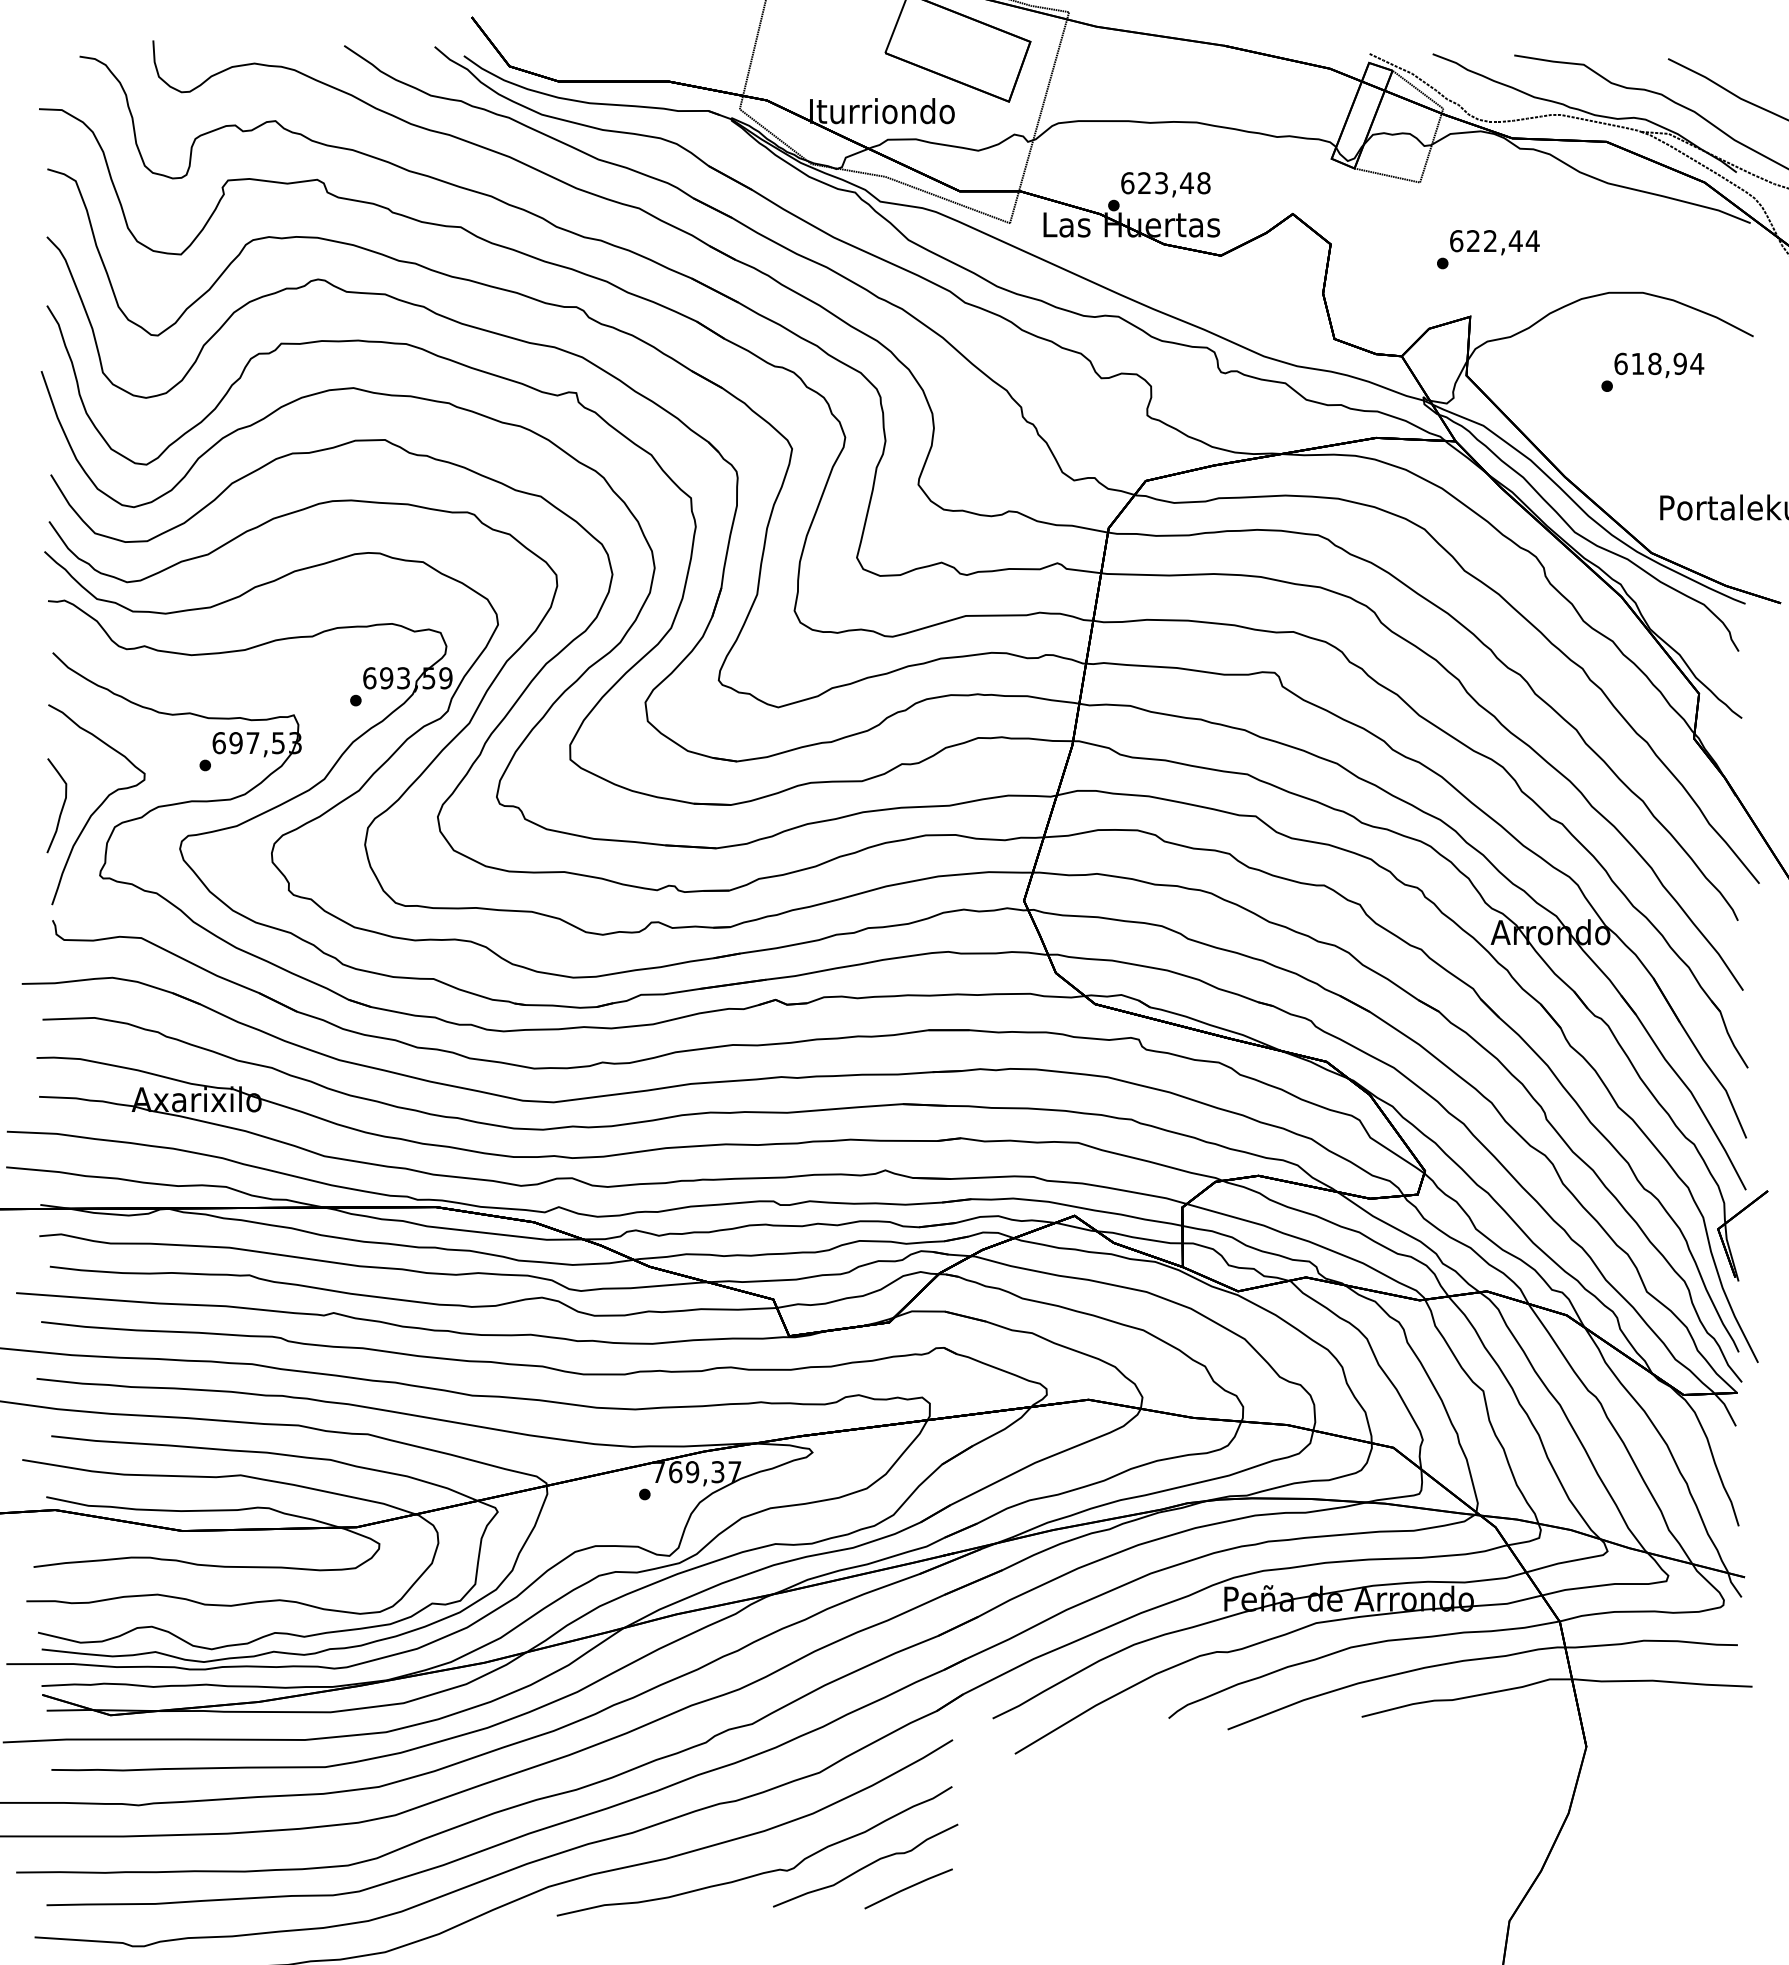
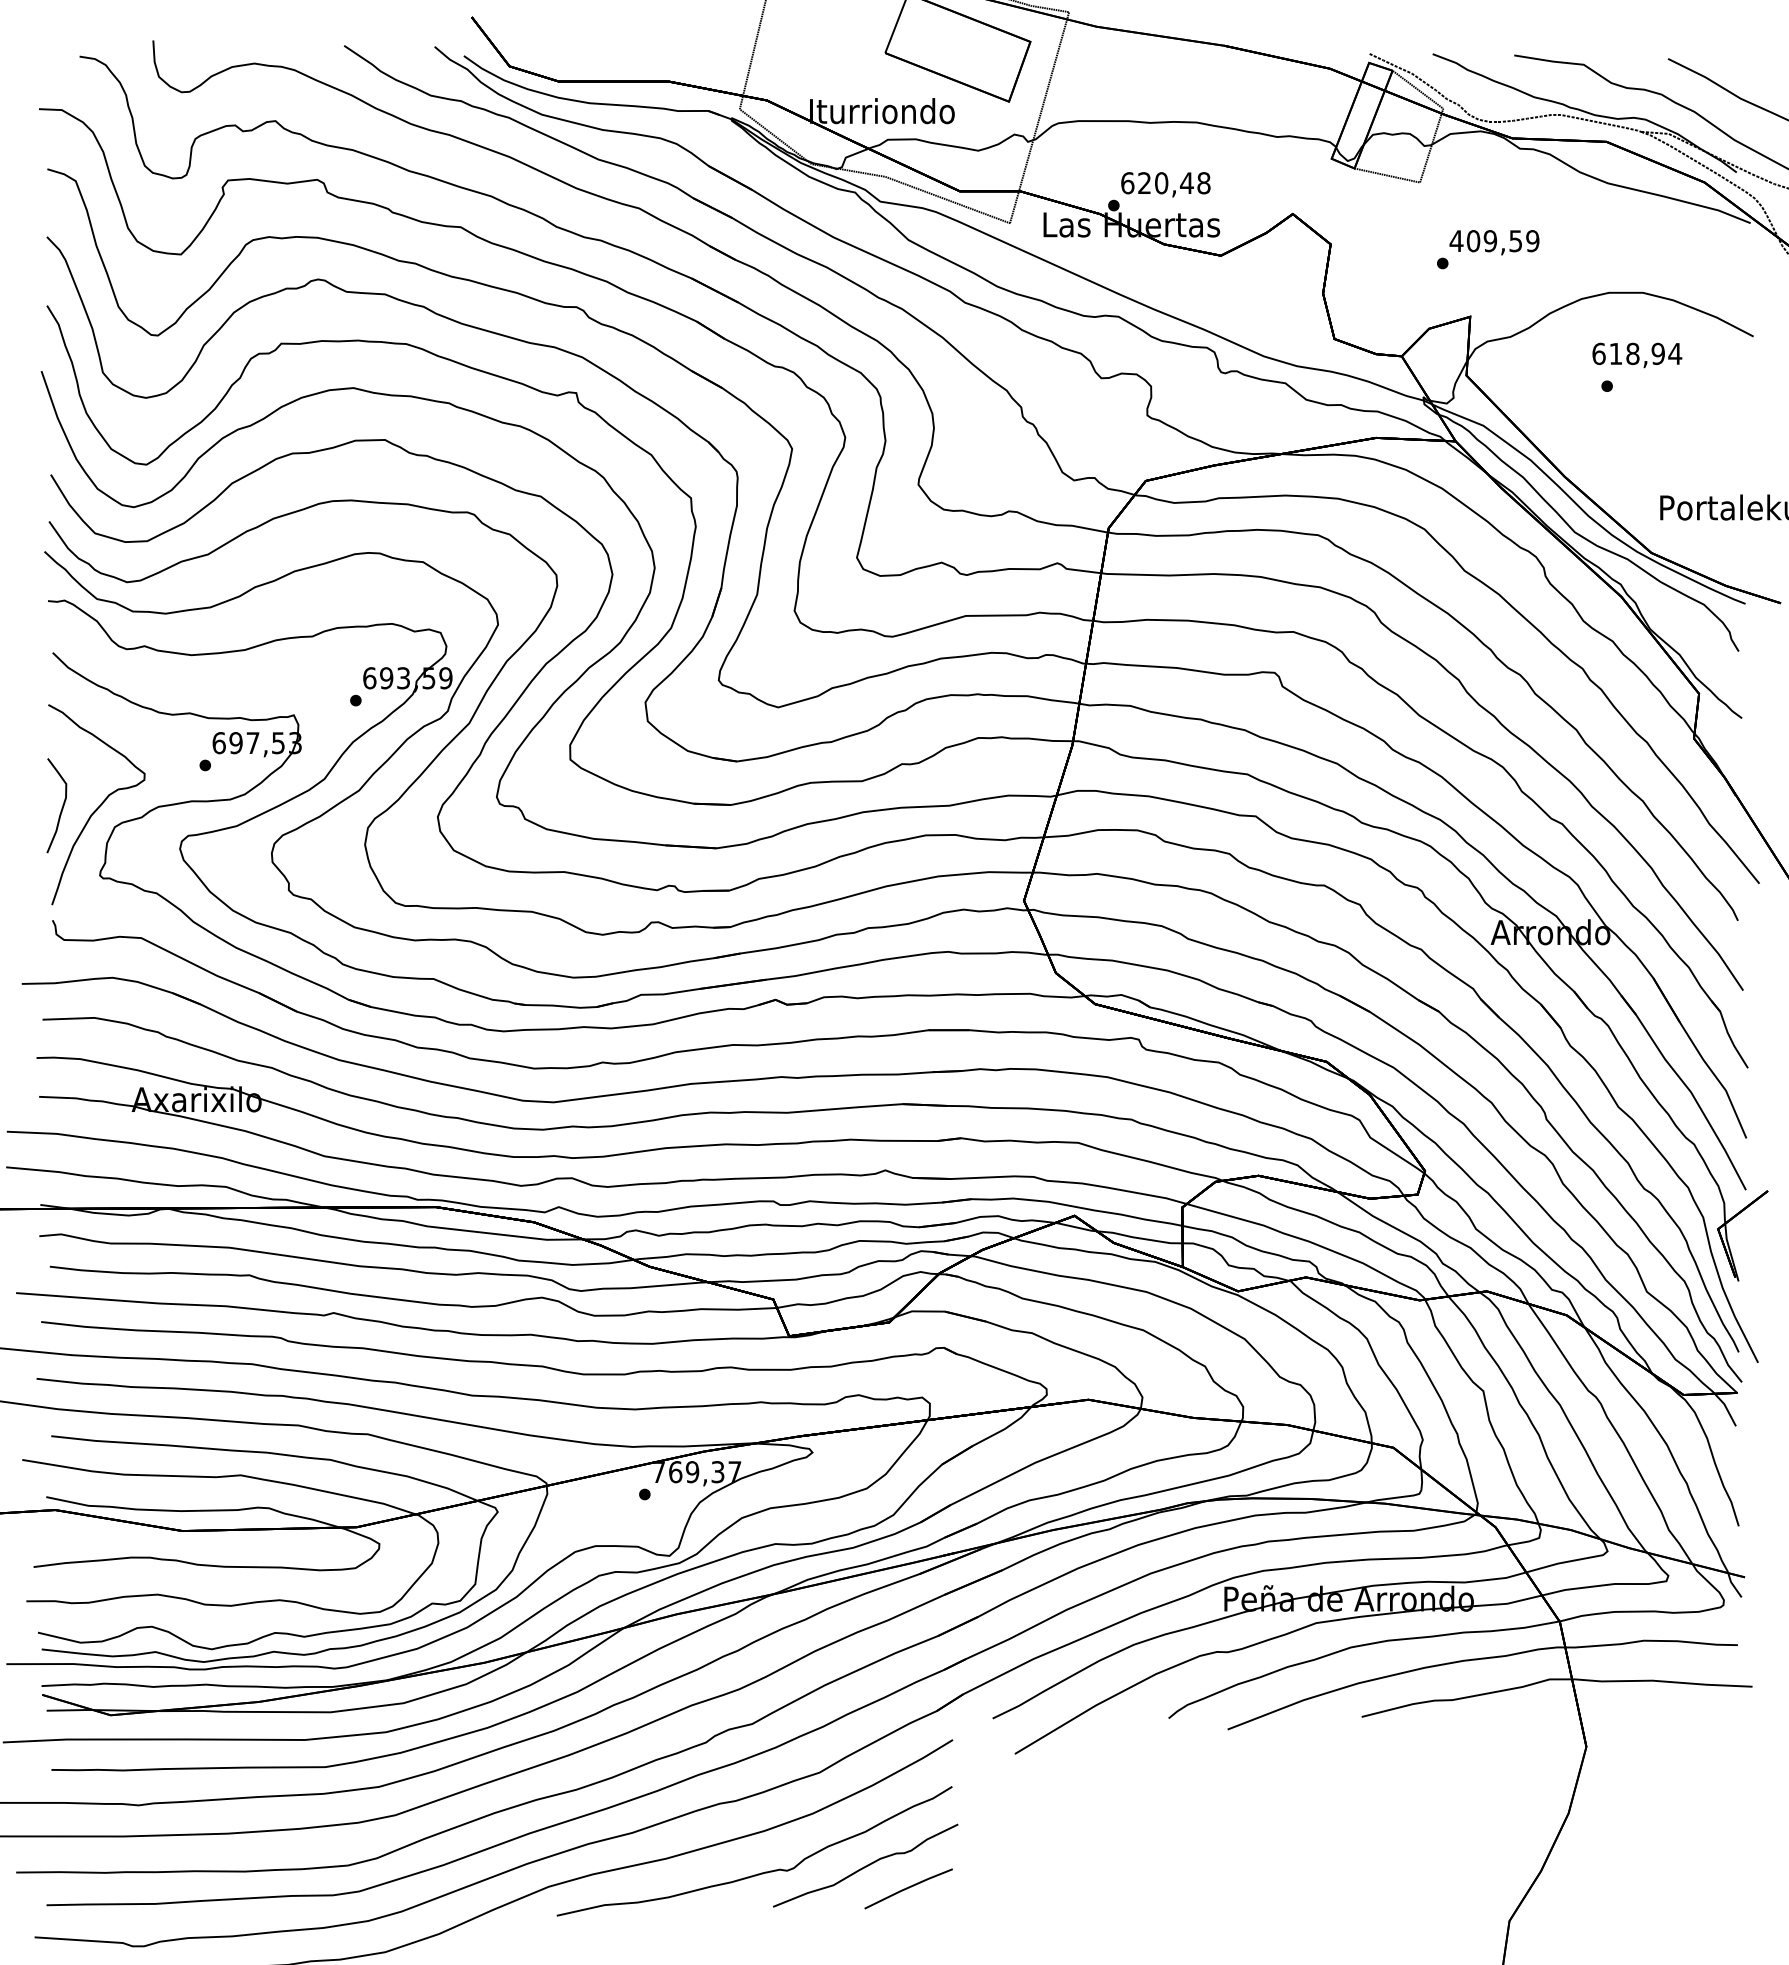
text: 623,48 -> 620,48 (1161, 183)
text: 622,44 -> 409,59 (1494, 241)
text position: (1659, 365) -> (1637, 355) (1637, 355)
